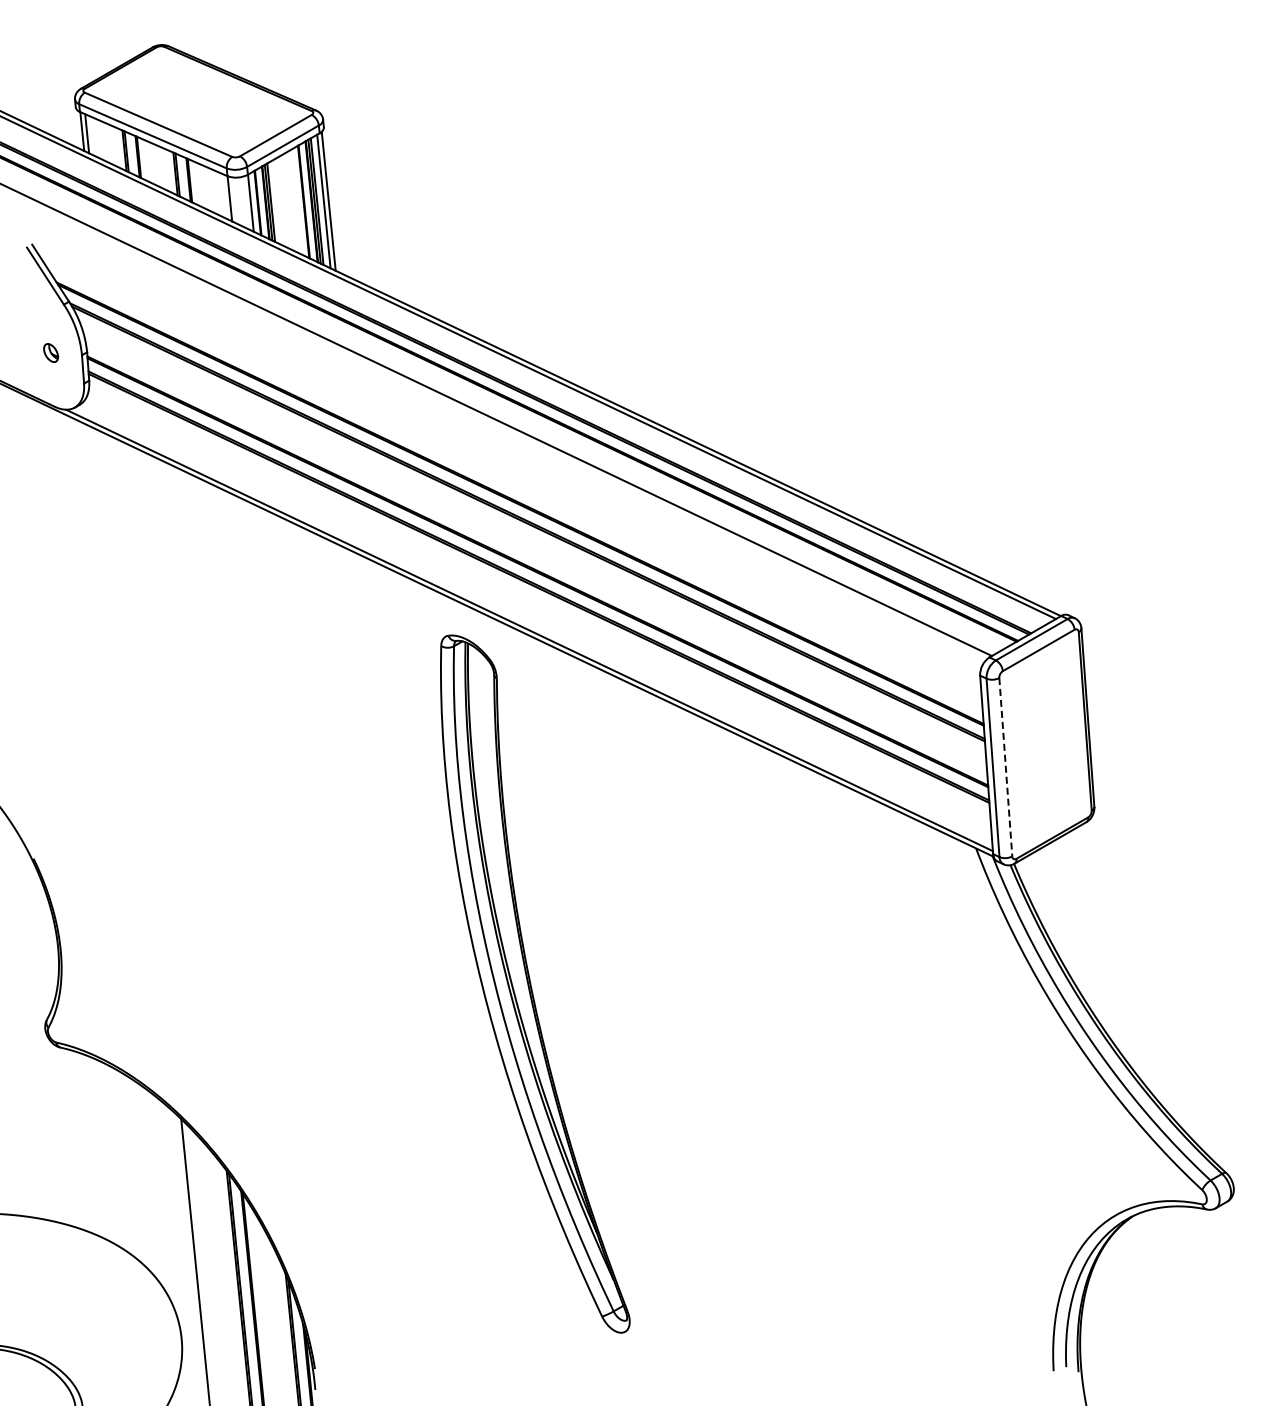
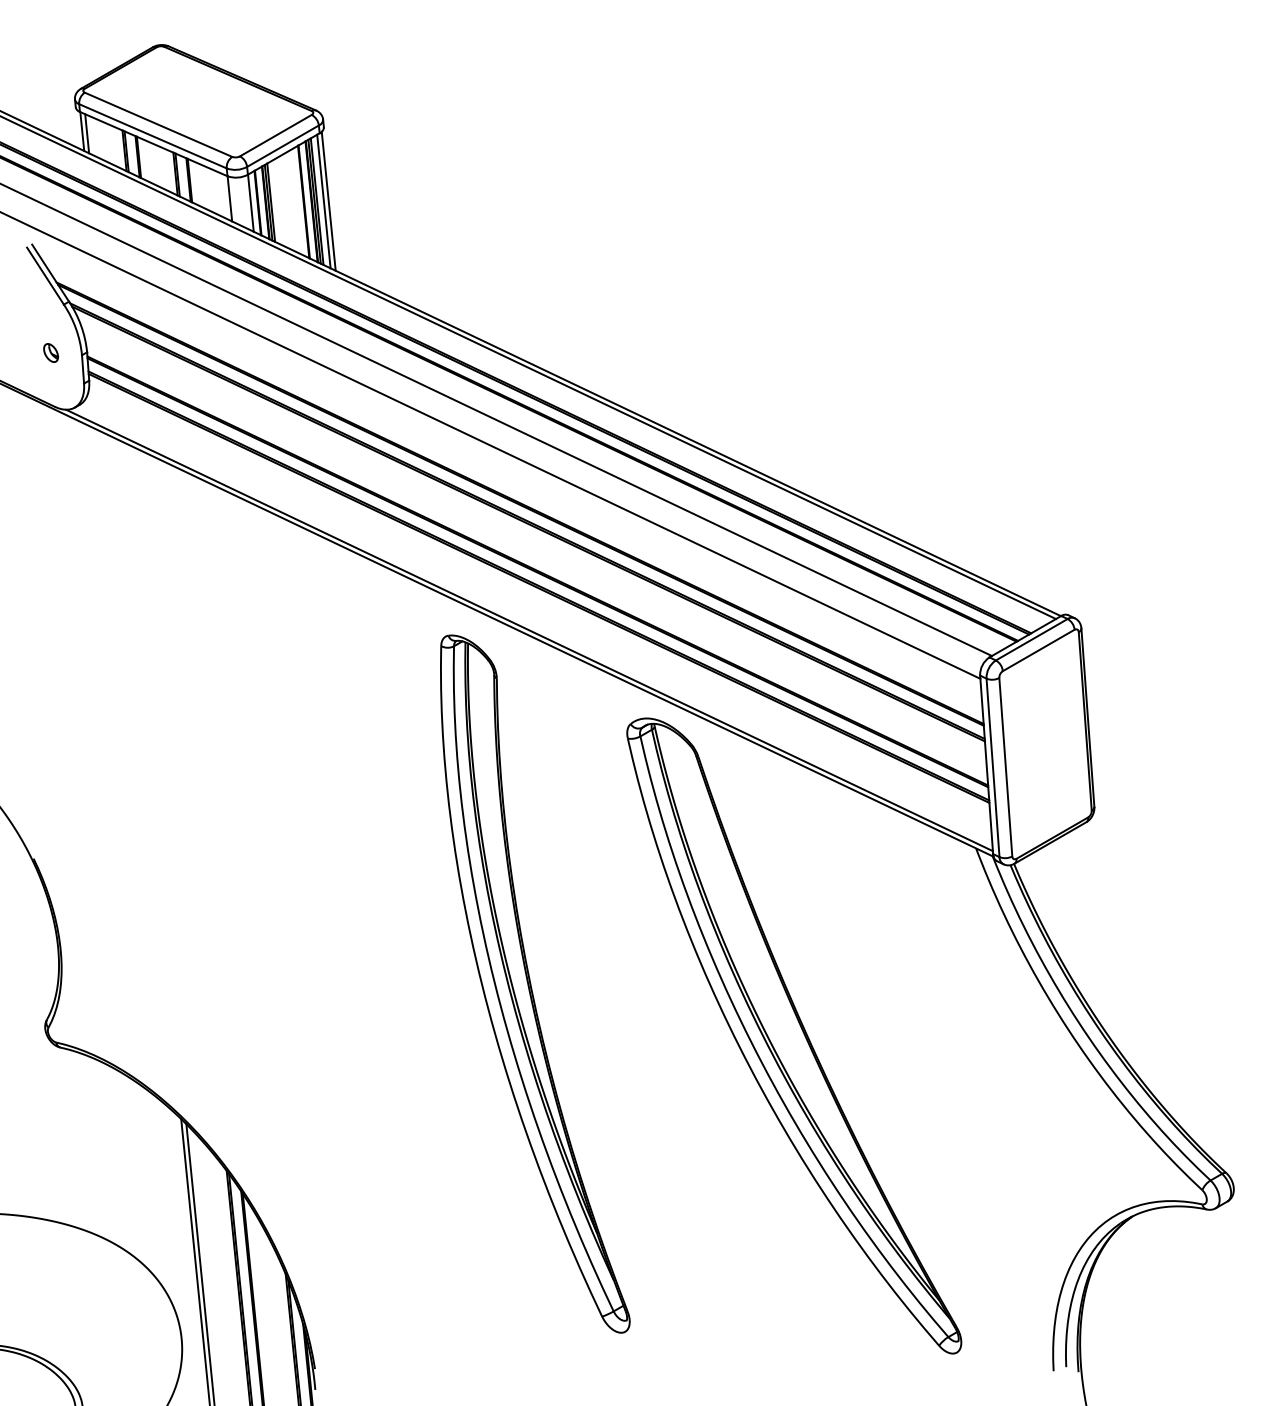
line: none -> present (491, 445)
line: dashed -> solid (1005, 767)
part: none -> present (794, 1035)
line: none -> present (200, 1263)
